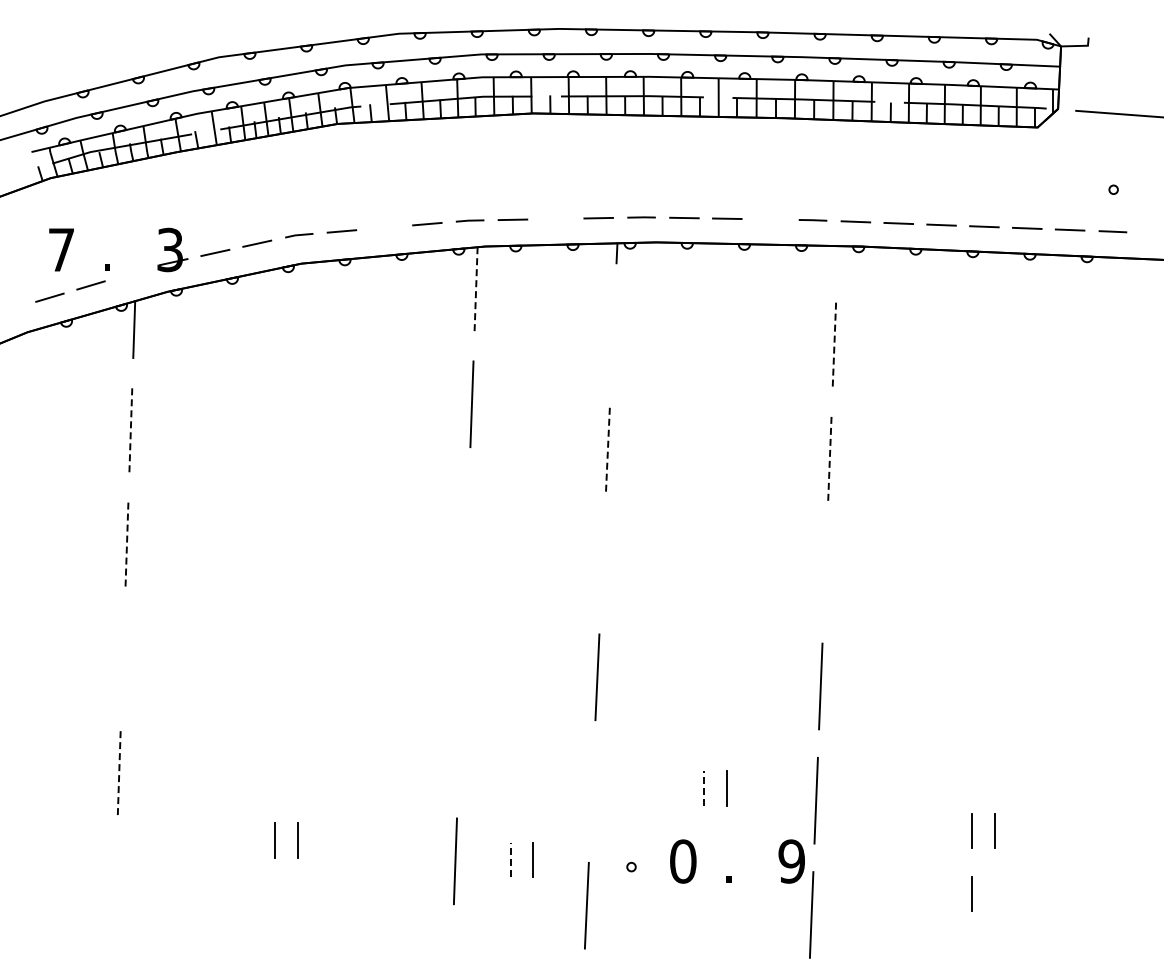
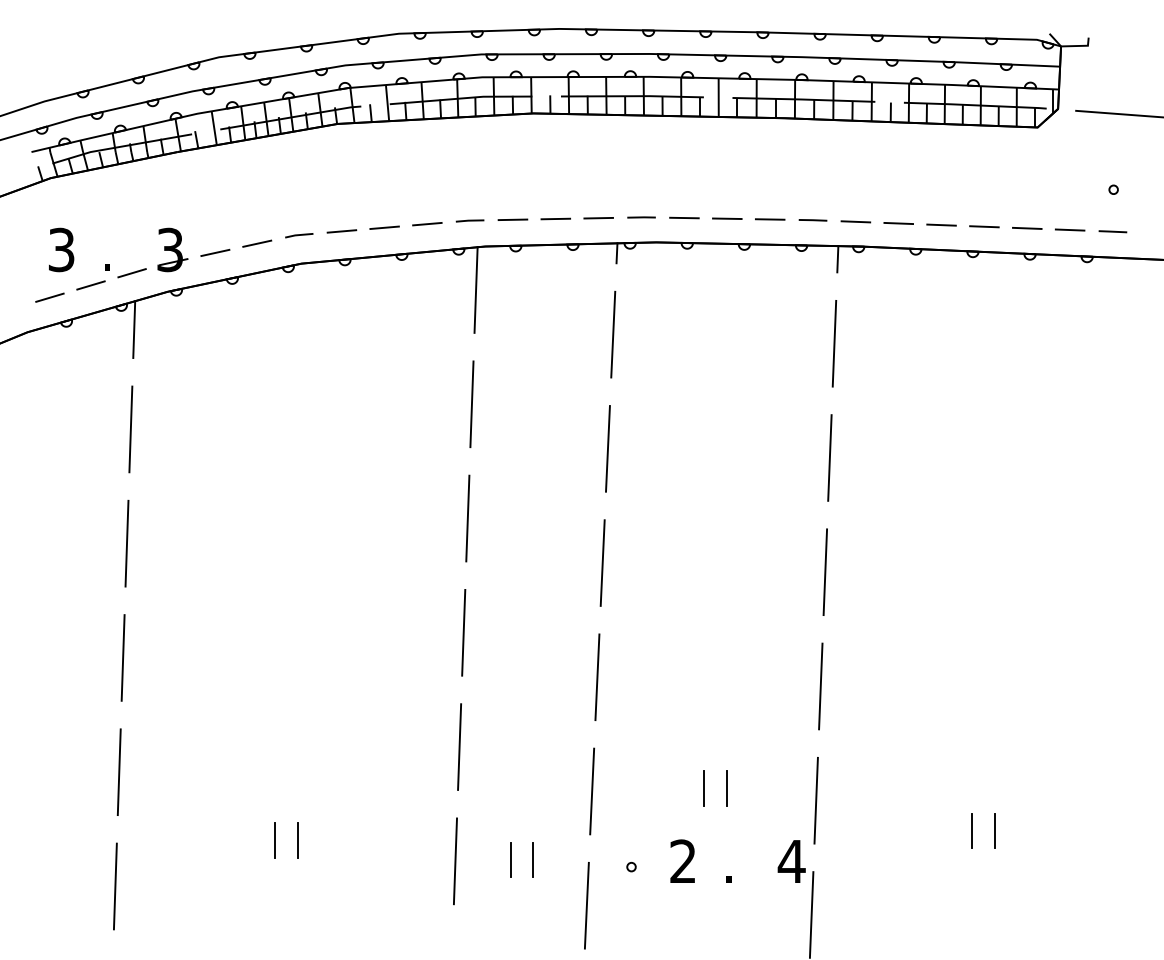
line: none -> present (555, 218)
line: none -> present (769, 219)
line: none -> present (384, 227)
text: 7 -> 3 (61, 249)
line: none -> present (837, 259)
line: none -> present (131, 273)
line: dashed -> solid (476, 290)
line: none -> present (613, 334)
line: dashed -> solid (834, 343)
line: dashed -> solid (130, 429)
line: dashed -> solid (607, 448)
line: dashed -> solid (829, 458)
line: none -> present (467, 518)
line: dashed -> solid (127, 543)
line: none -> present (602, 562)
line: none -> present (824, 571)
line: none -> present (463, 632)
line: none -> present (122, 657)
line: none -> present (459, 746)
line: dashed -> solid (119, 772)
line: dashed -> solid (703, 788)
line: none -> present (592, 791)
line: dashed -> solid (510, 859)
text: 0 -> 2 (683, 861)
text: 9 -> 4 (791, 861)
line: none -> present (114, 886)
line: present -> none (971, 893)
